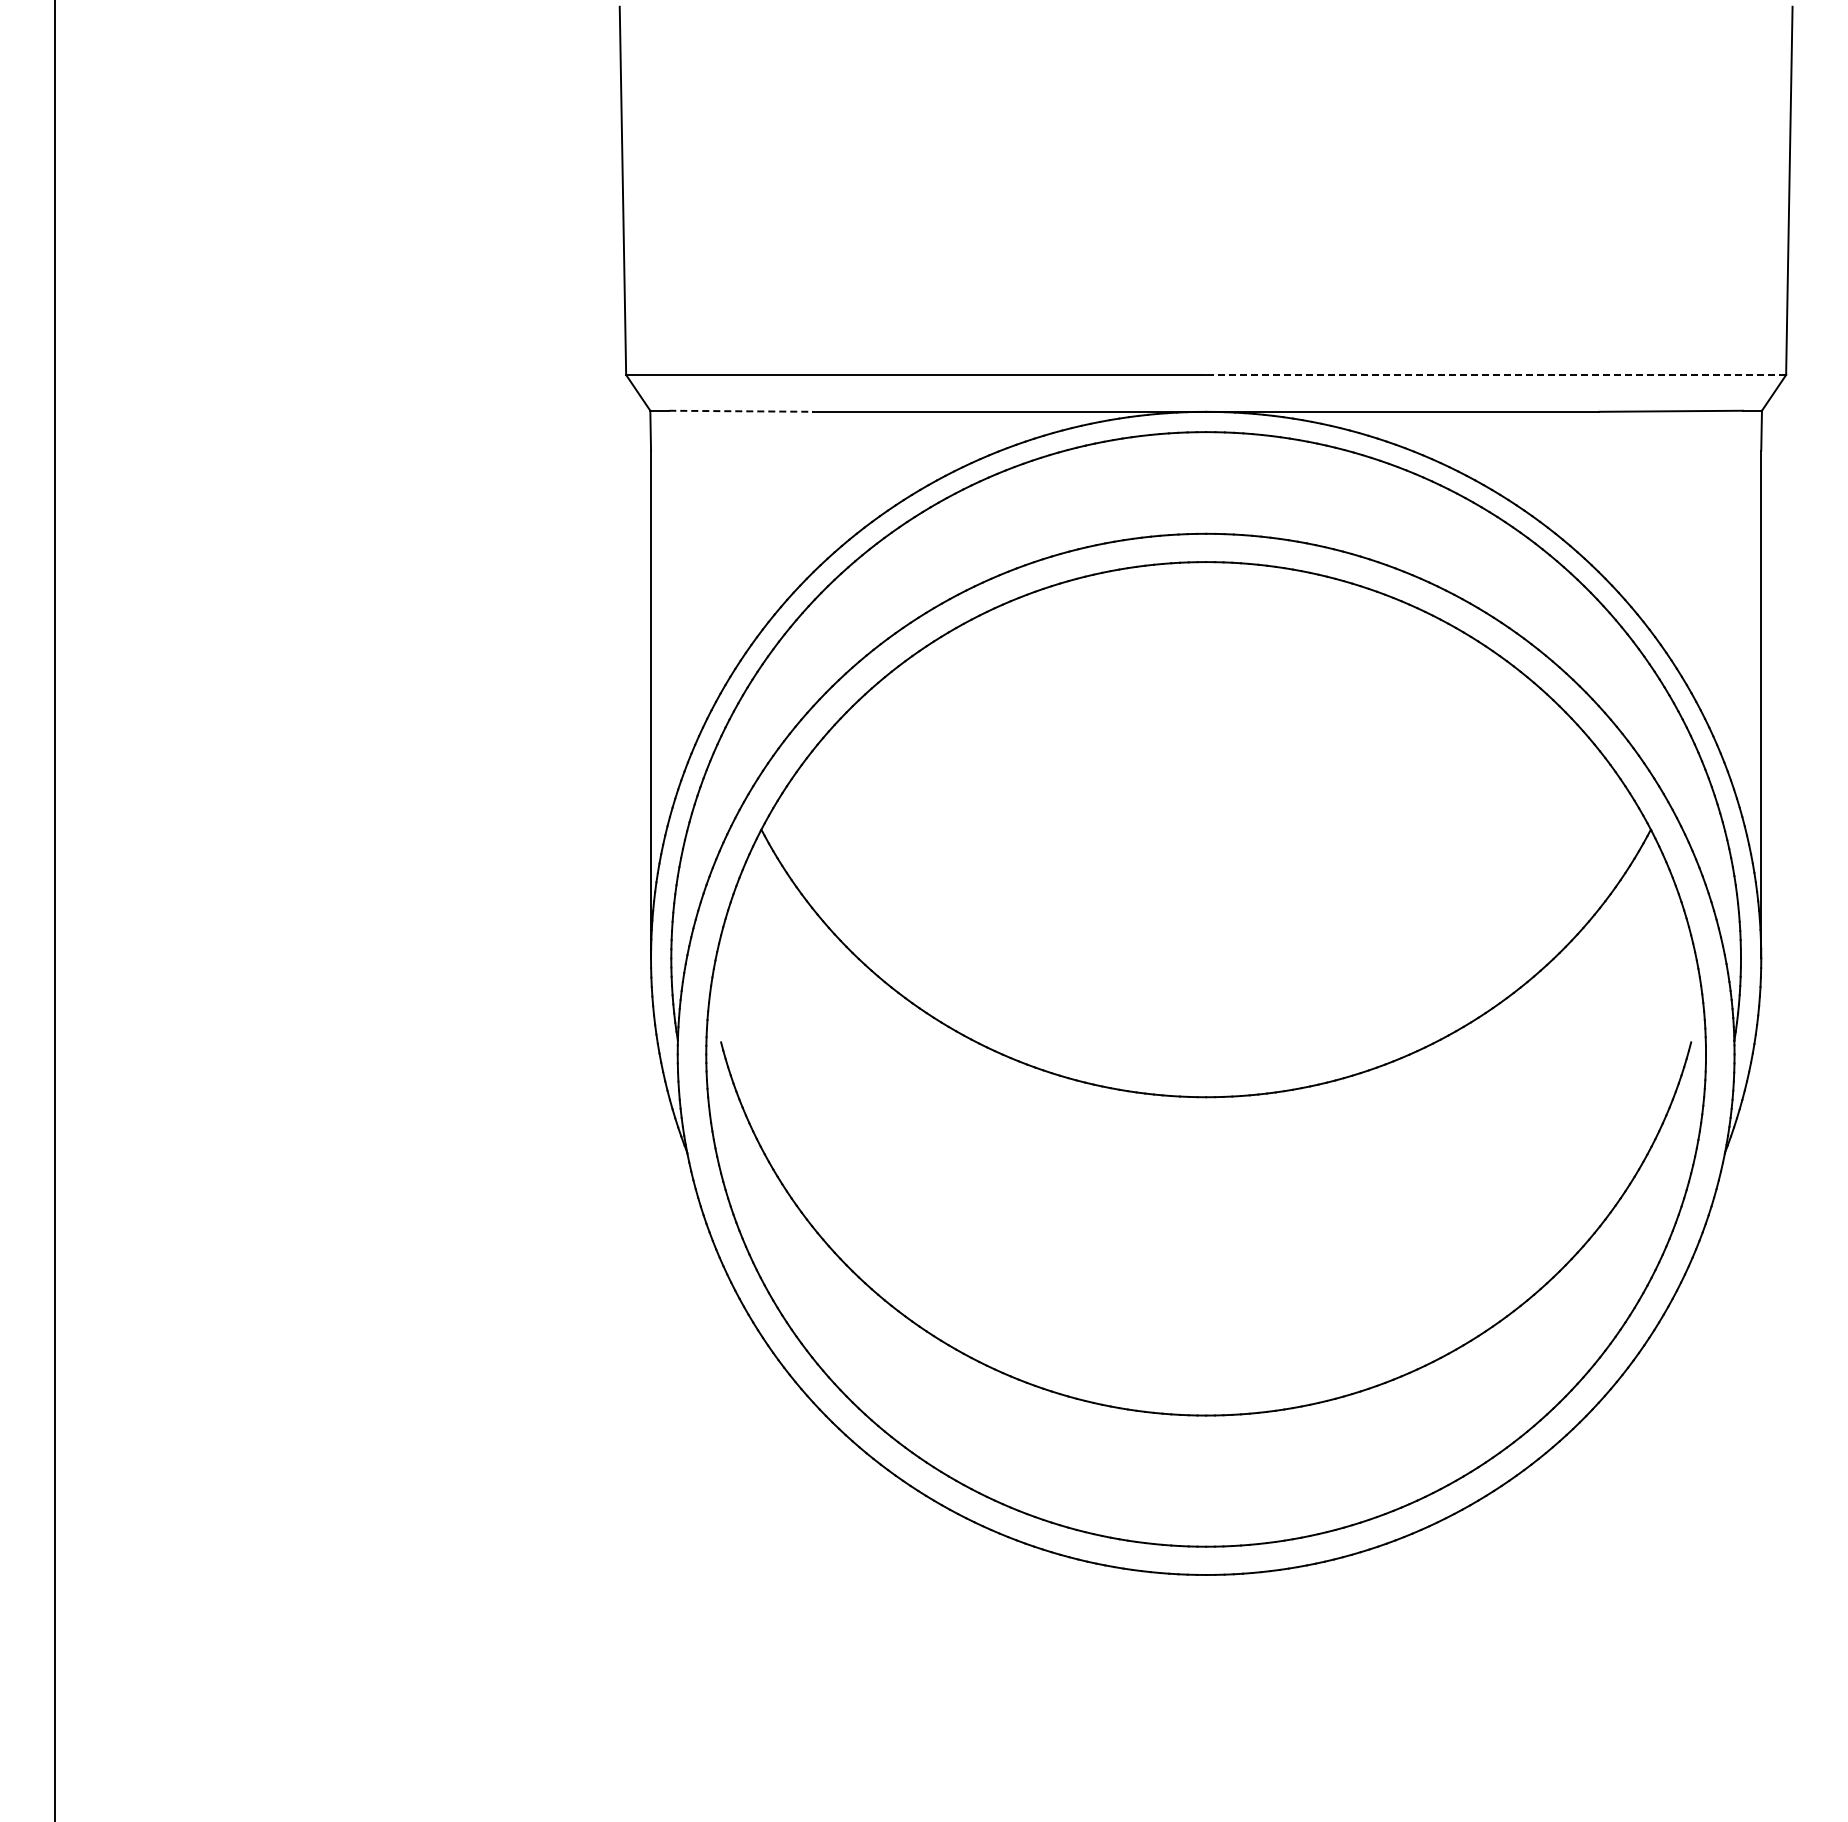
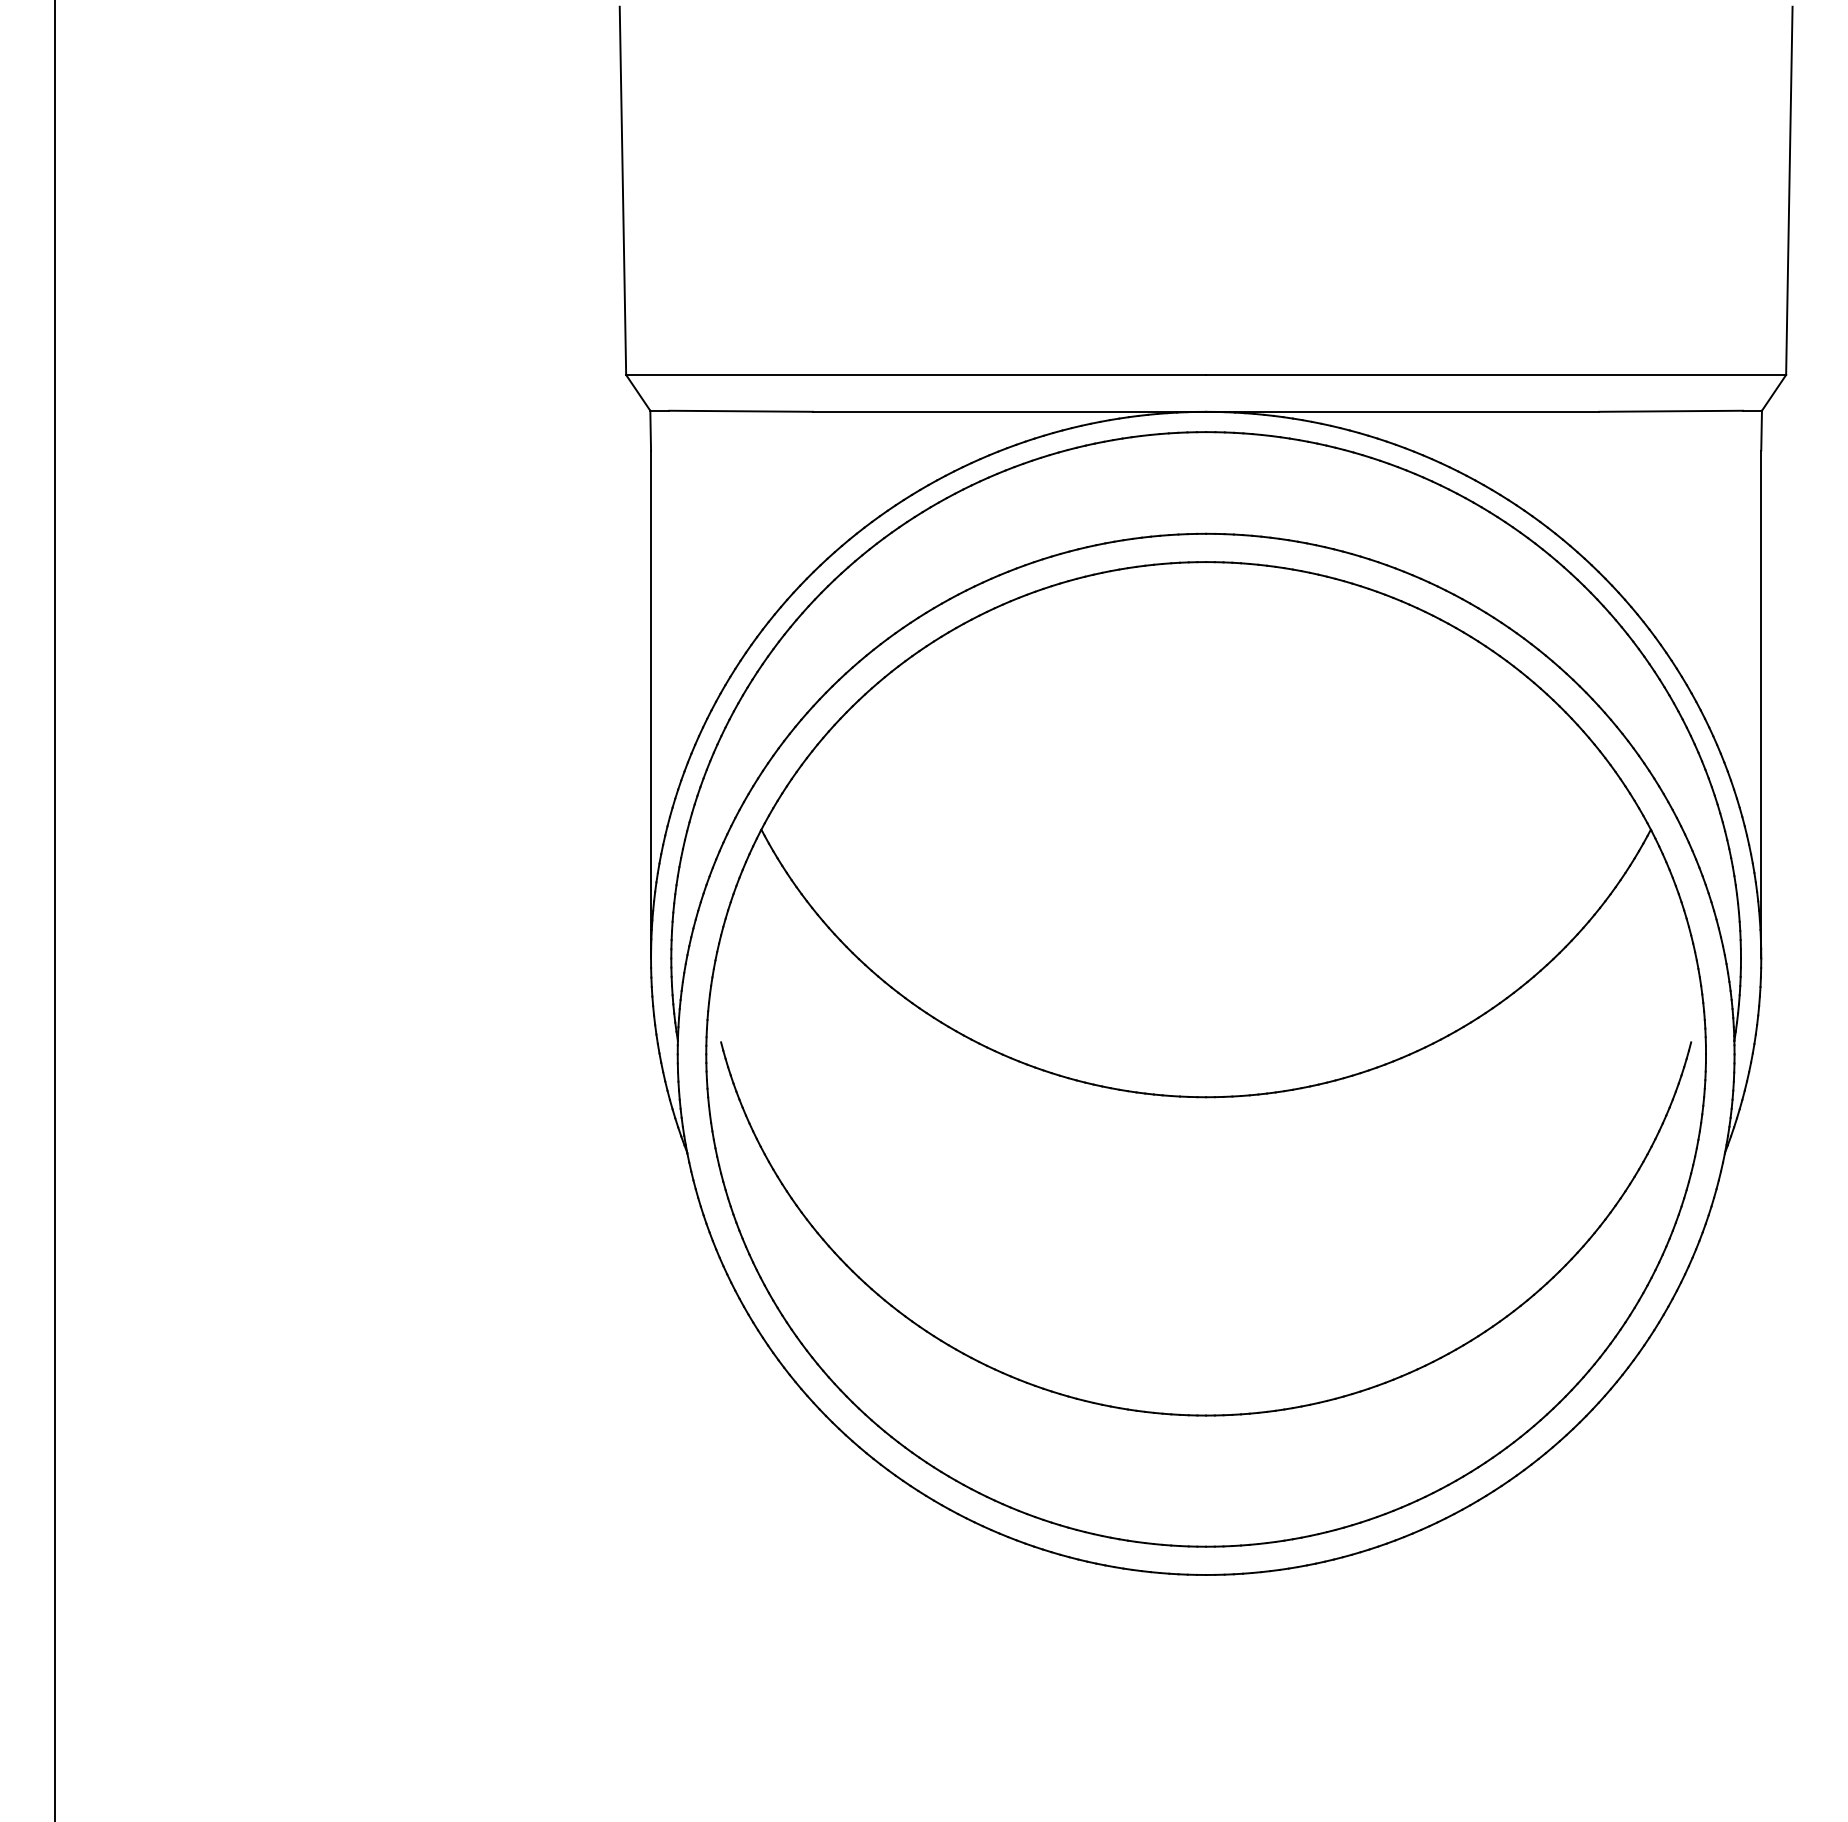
line: dashed -> solid (1496, 374)
line: dashed -> solid (741, 411)
